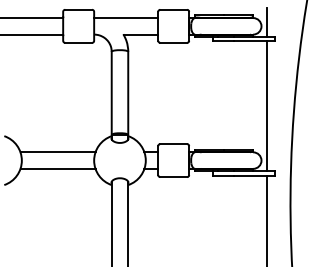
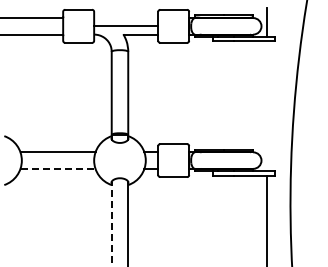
line position: (126, 18) -> (126, 26) (126, 26)
line: present -> none (267, 106)
line: solid -> dashed (58, 168)
line: solid -> dashed (111, 224)
